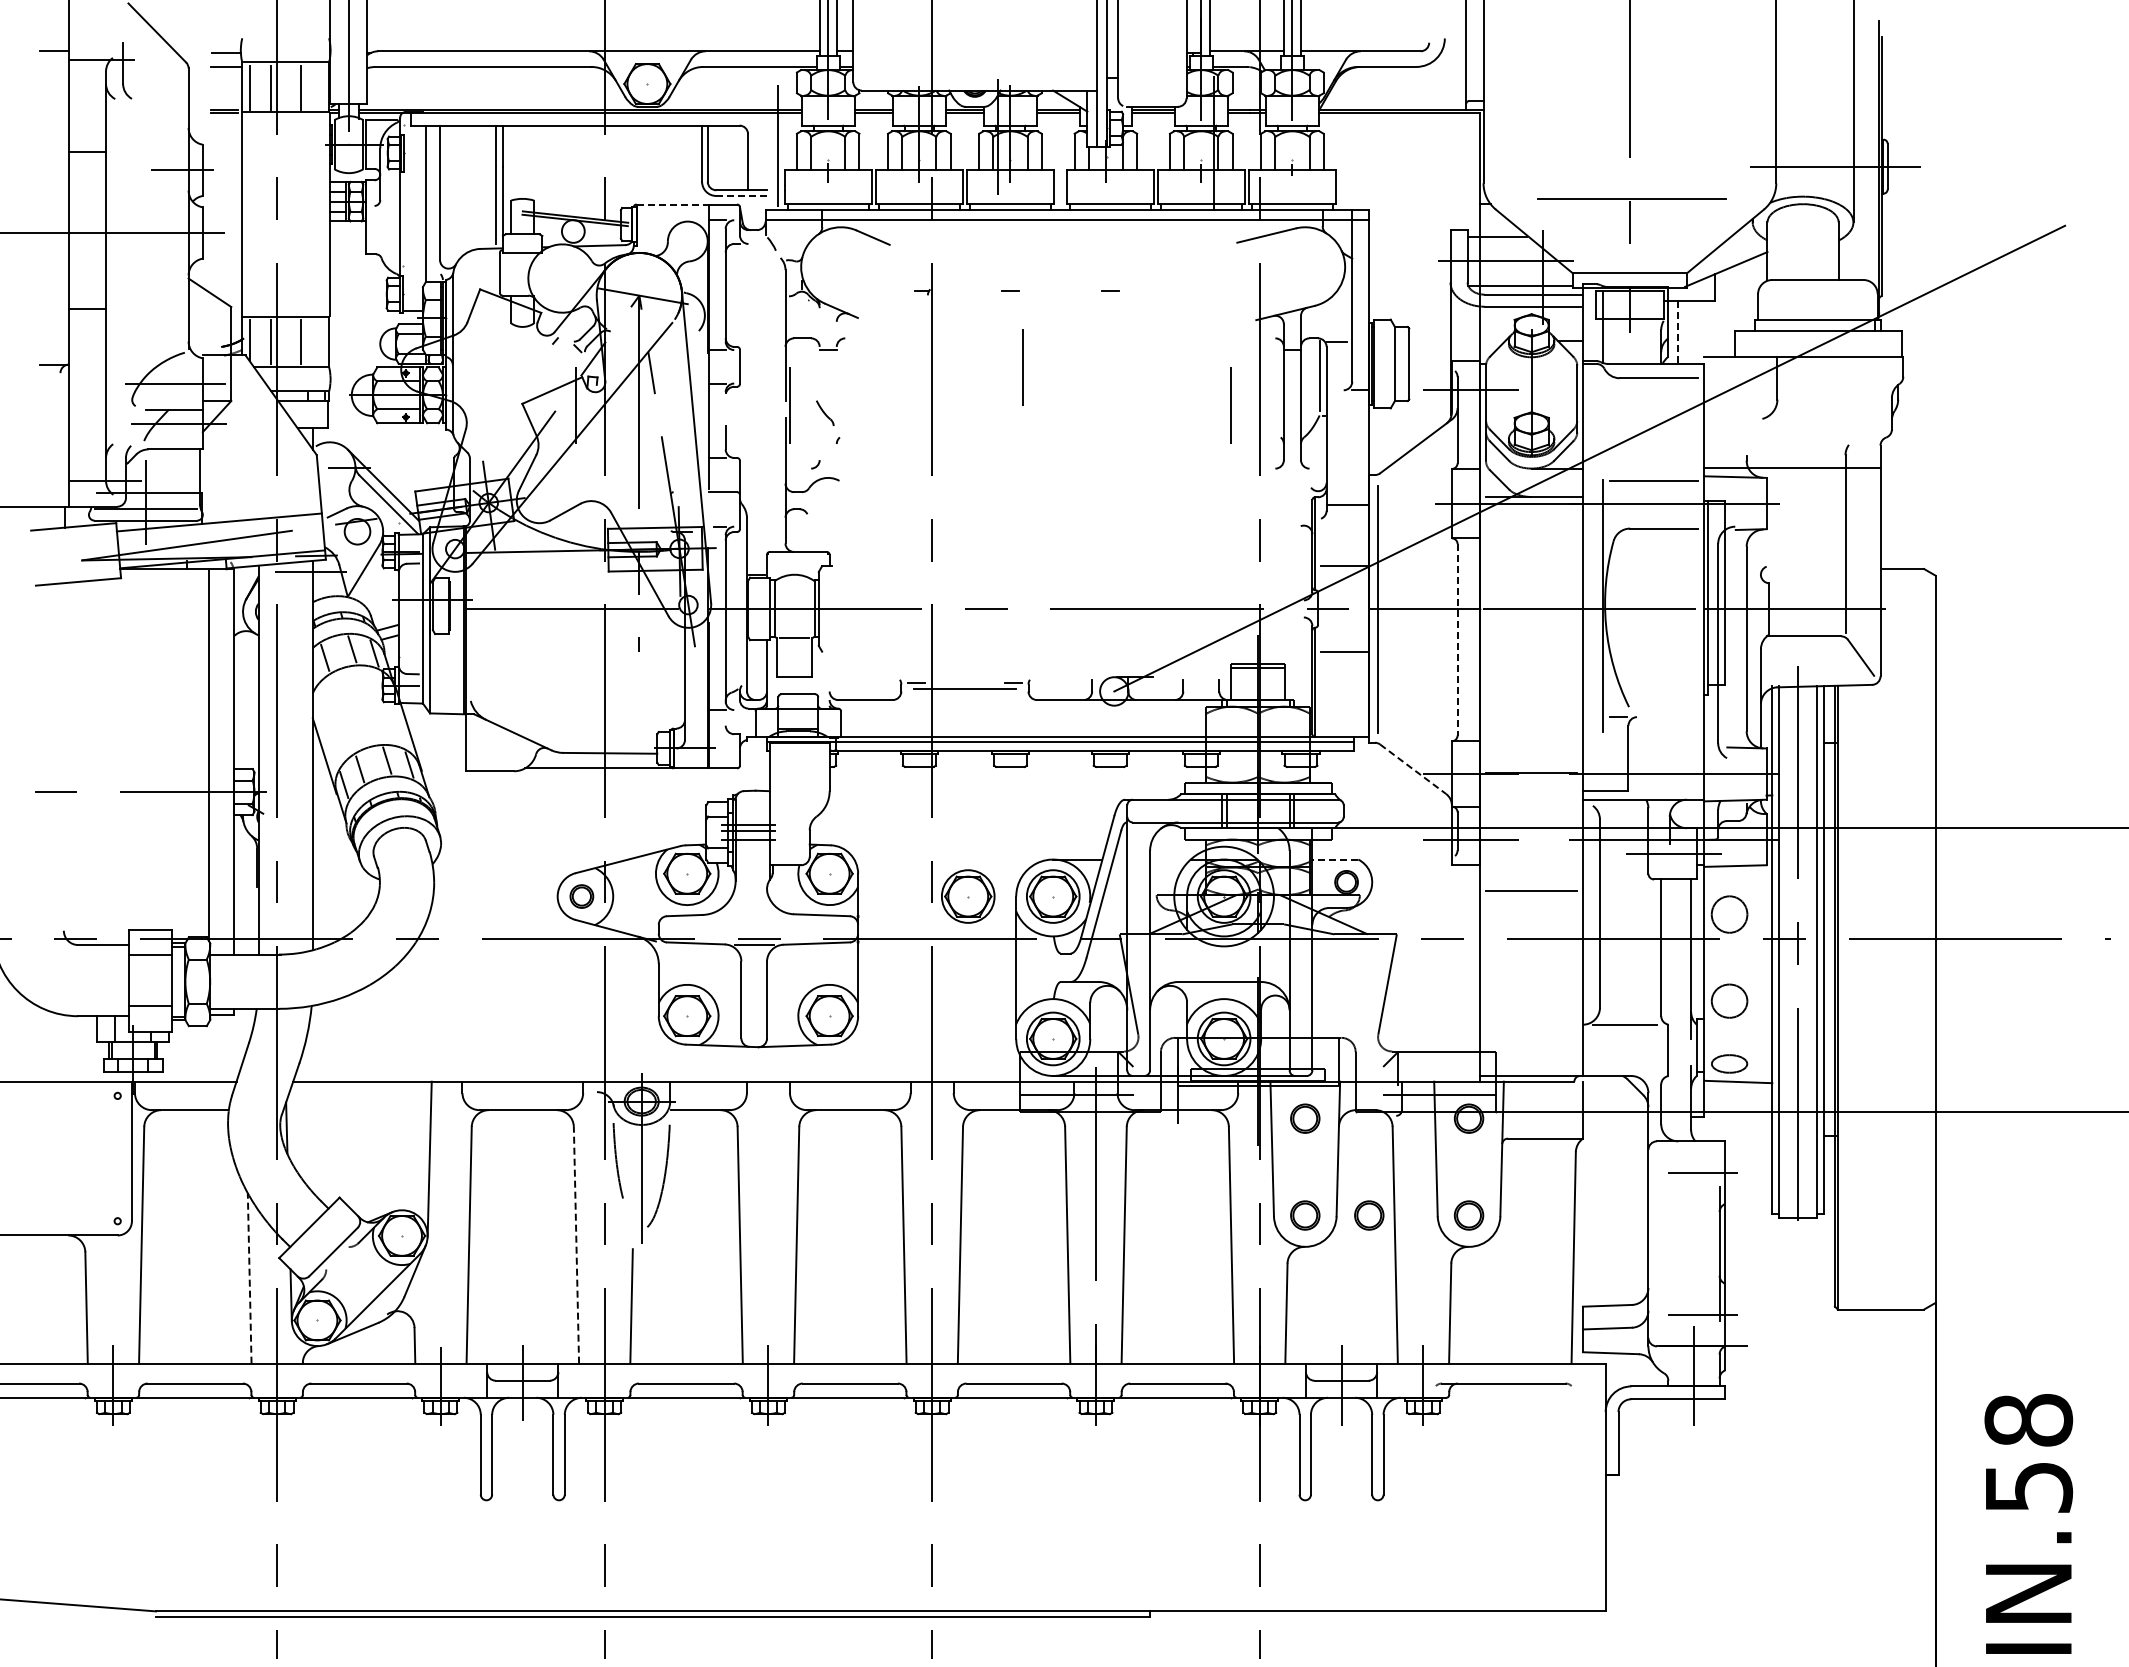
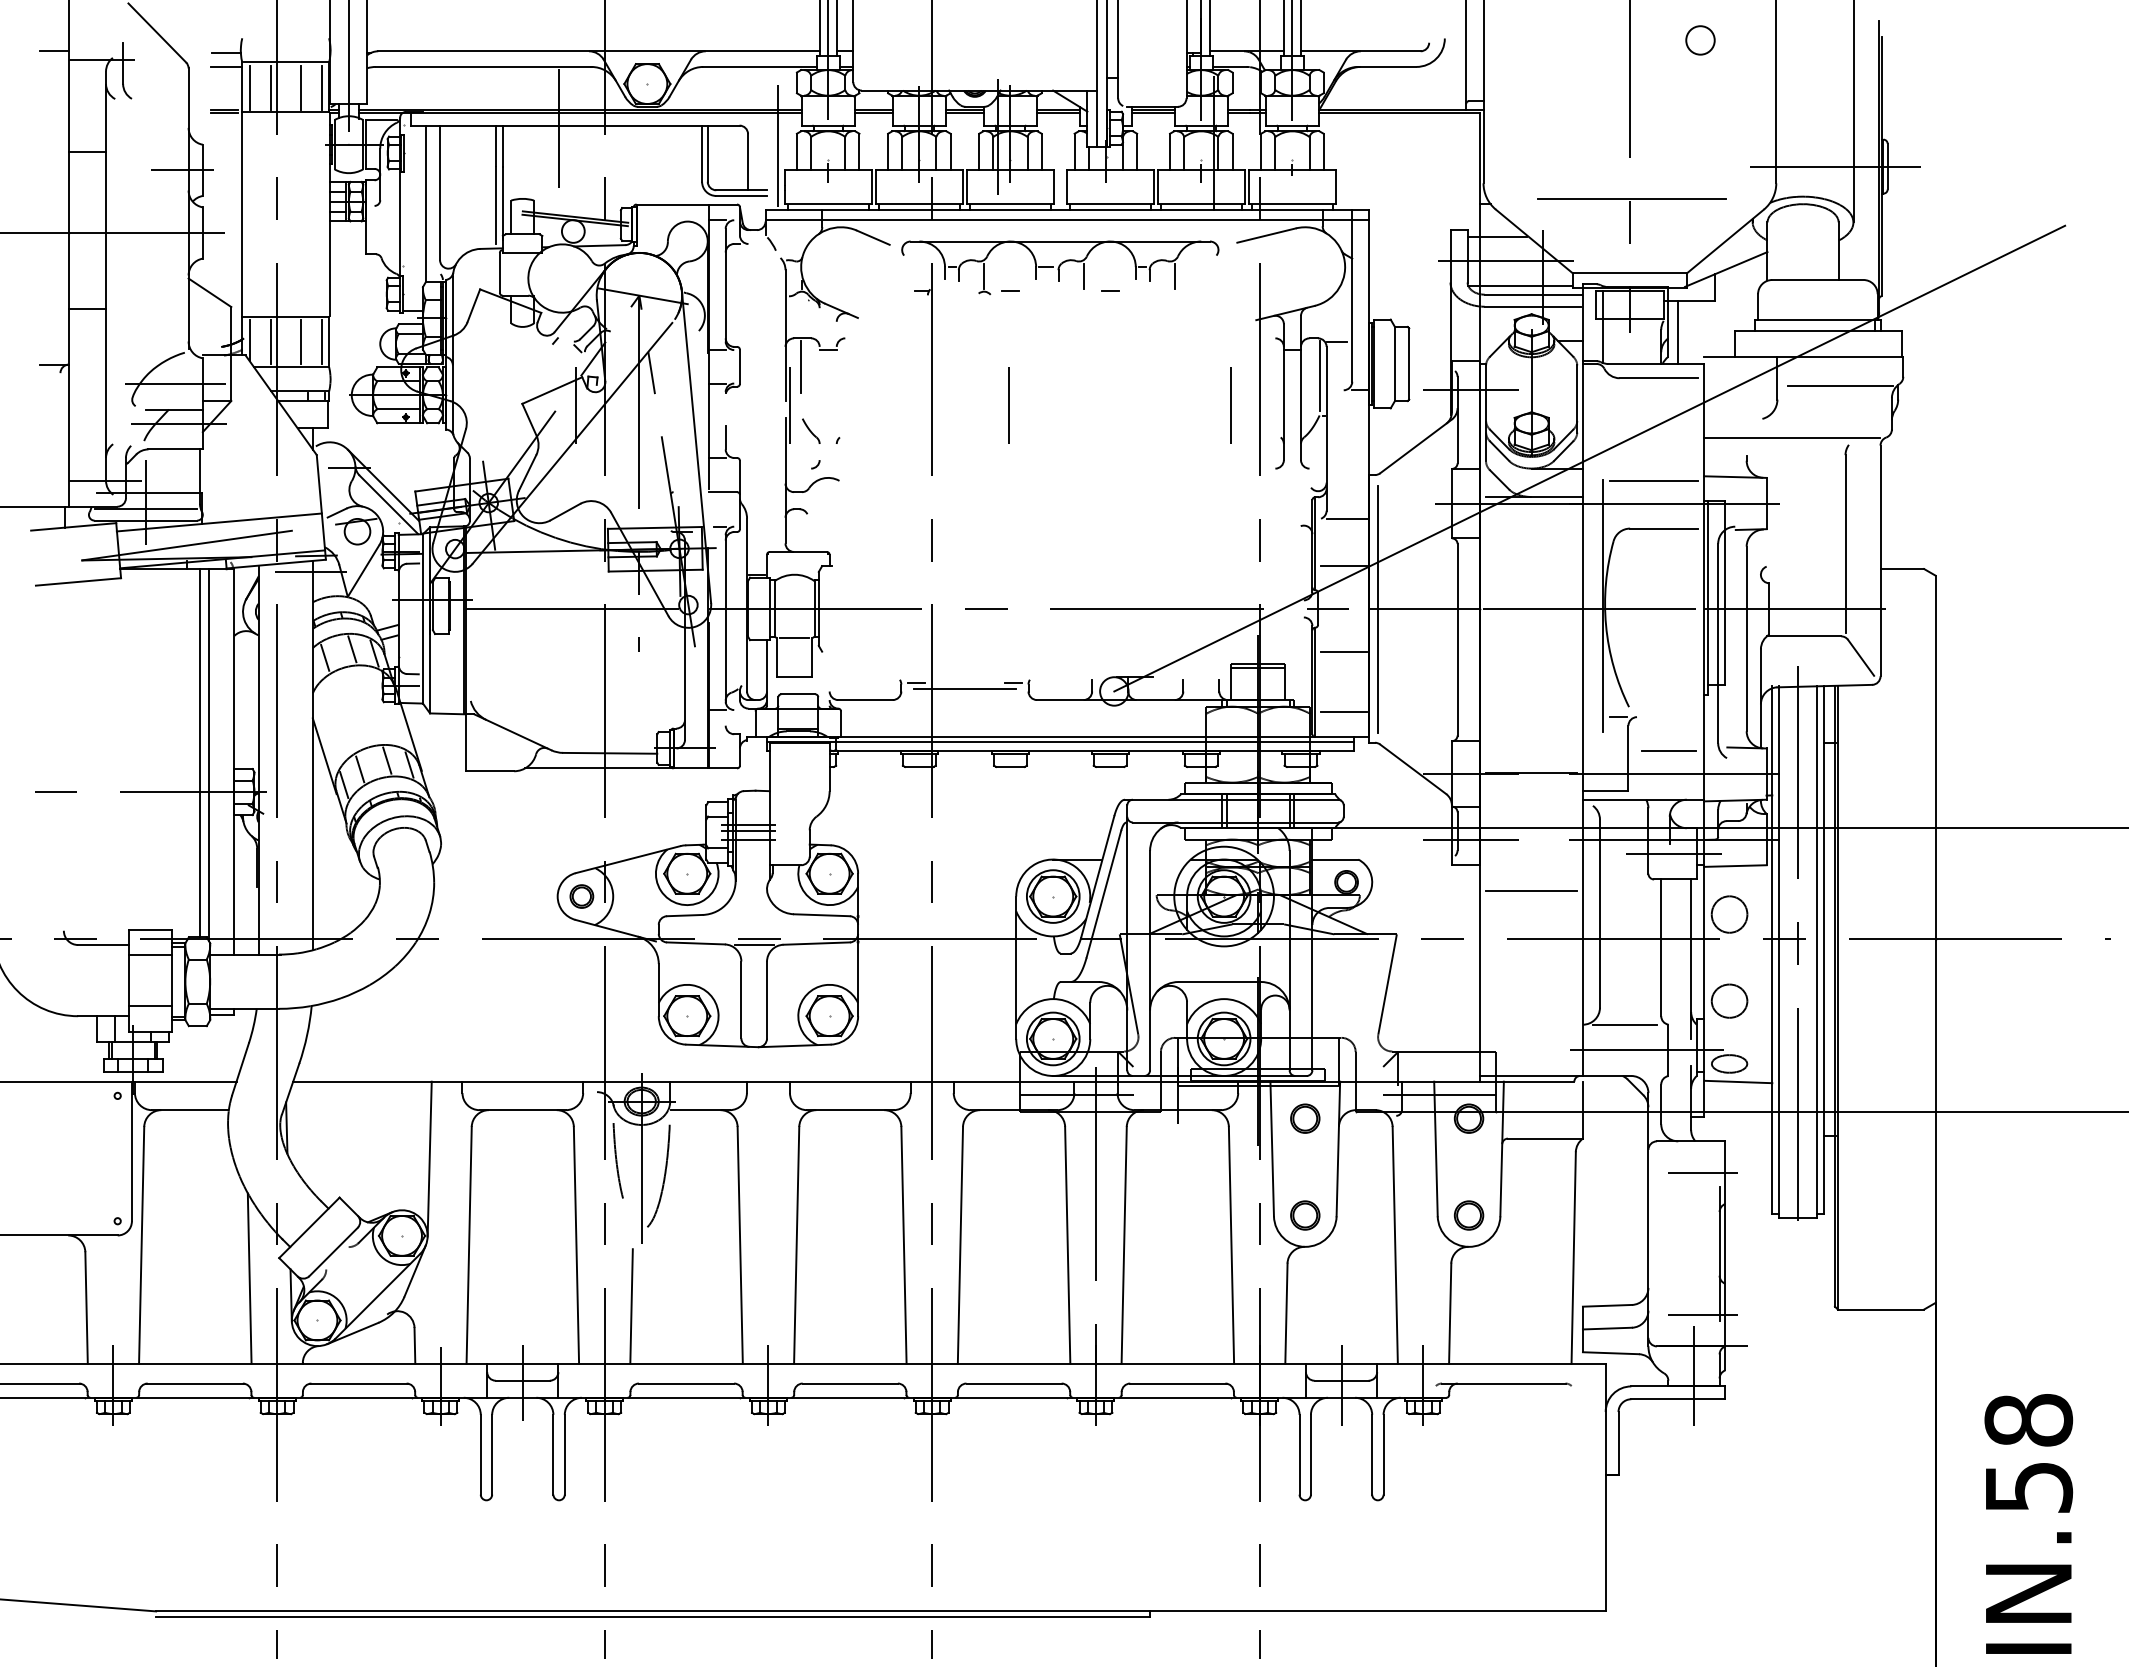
circle: none -> present (1700, 40)
line: none -> present (321, 87)
line: none -> present (559, 128)
line: dashed -> solid (741, 195)
line: dashed -> solid (672, 204)
part: none -> present (1060, 267)
line: dashed -> solid (1678, 333)
line: none -> present (321, 341)
line: none -> present (801, 367)
line position: (1022, 367) -> (1008, 405) (1008, 405)
line: none -> present (1839, 386)
part position: (825, 412) -> (811, 430) (811, 430)
line position: (1791, 468) -> (1791, 438) (1791, 438)
line position: (1347, 505) -> (1347, 519) (1347, 519)
line: dashed -> solid (1457, 639)
line: none -> present (1343, 712)
line: none -> present (1668, 751)
line: none -> present (200, 753)
line: dashed -> solid (1413, 769)
line: dashed -> solid (1335, 859)
part: present -> none (968, 896)
line: none -> present (1646, 1050)
part: present -> none (1369, 1215)
line: dashed -> solid (576, 1244)
line: dashed -> solid (249, 1278)
